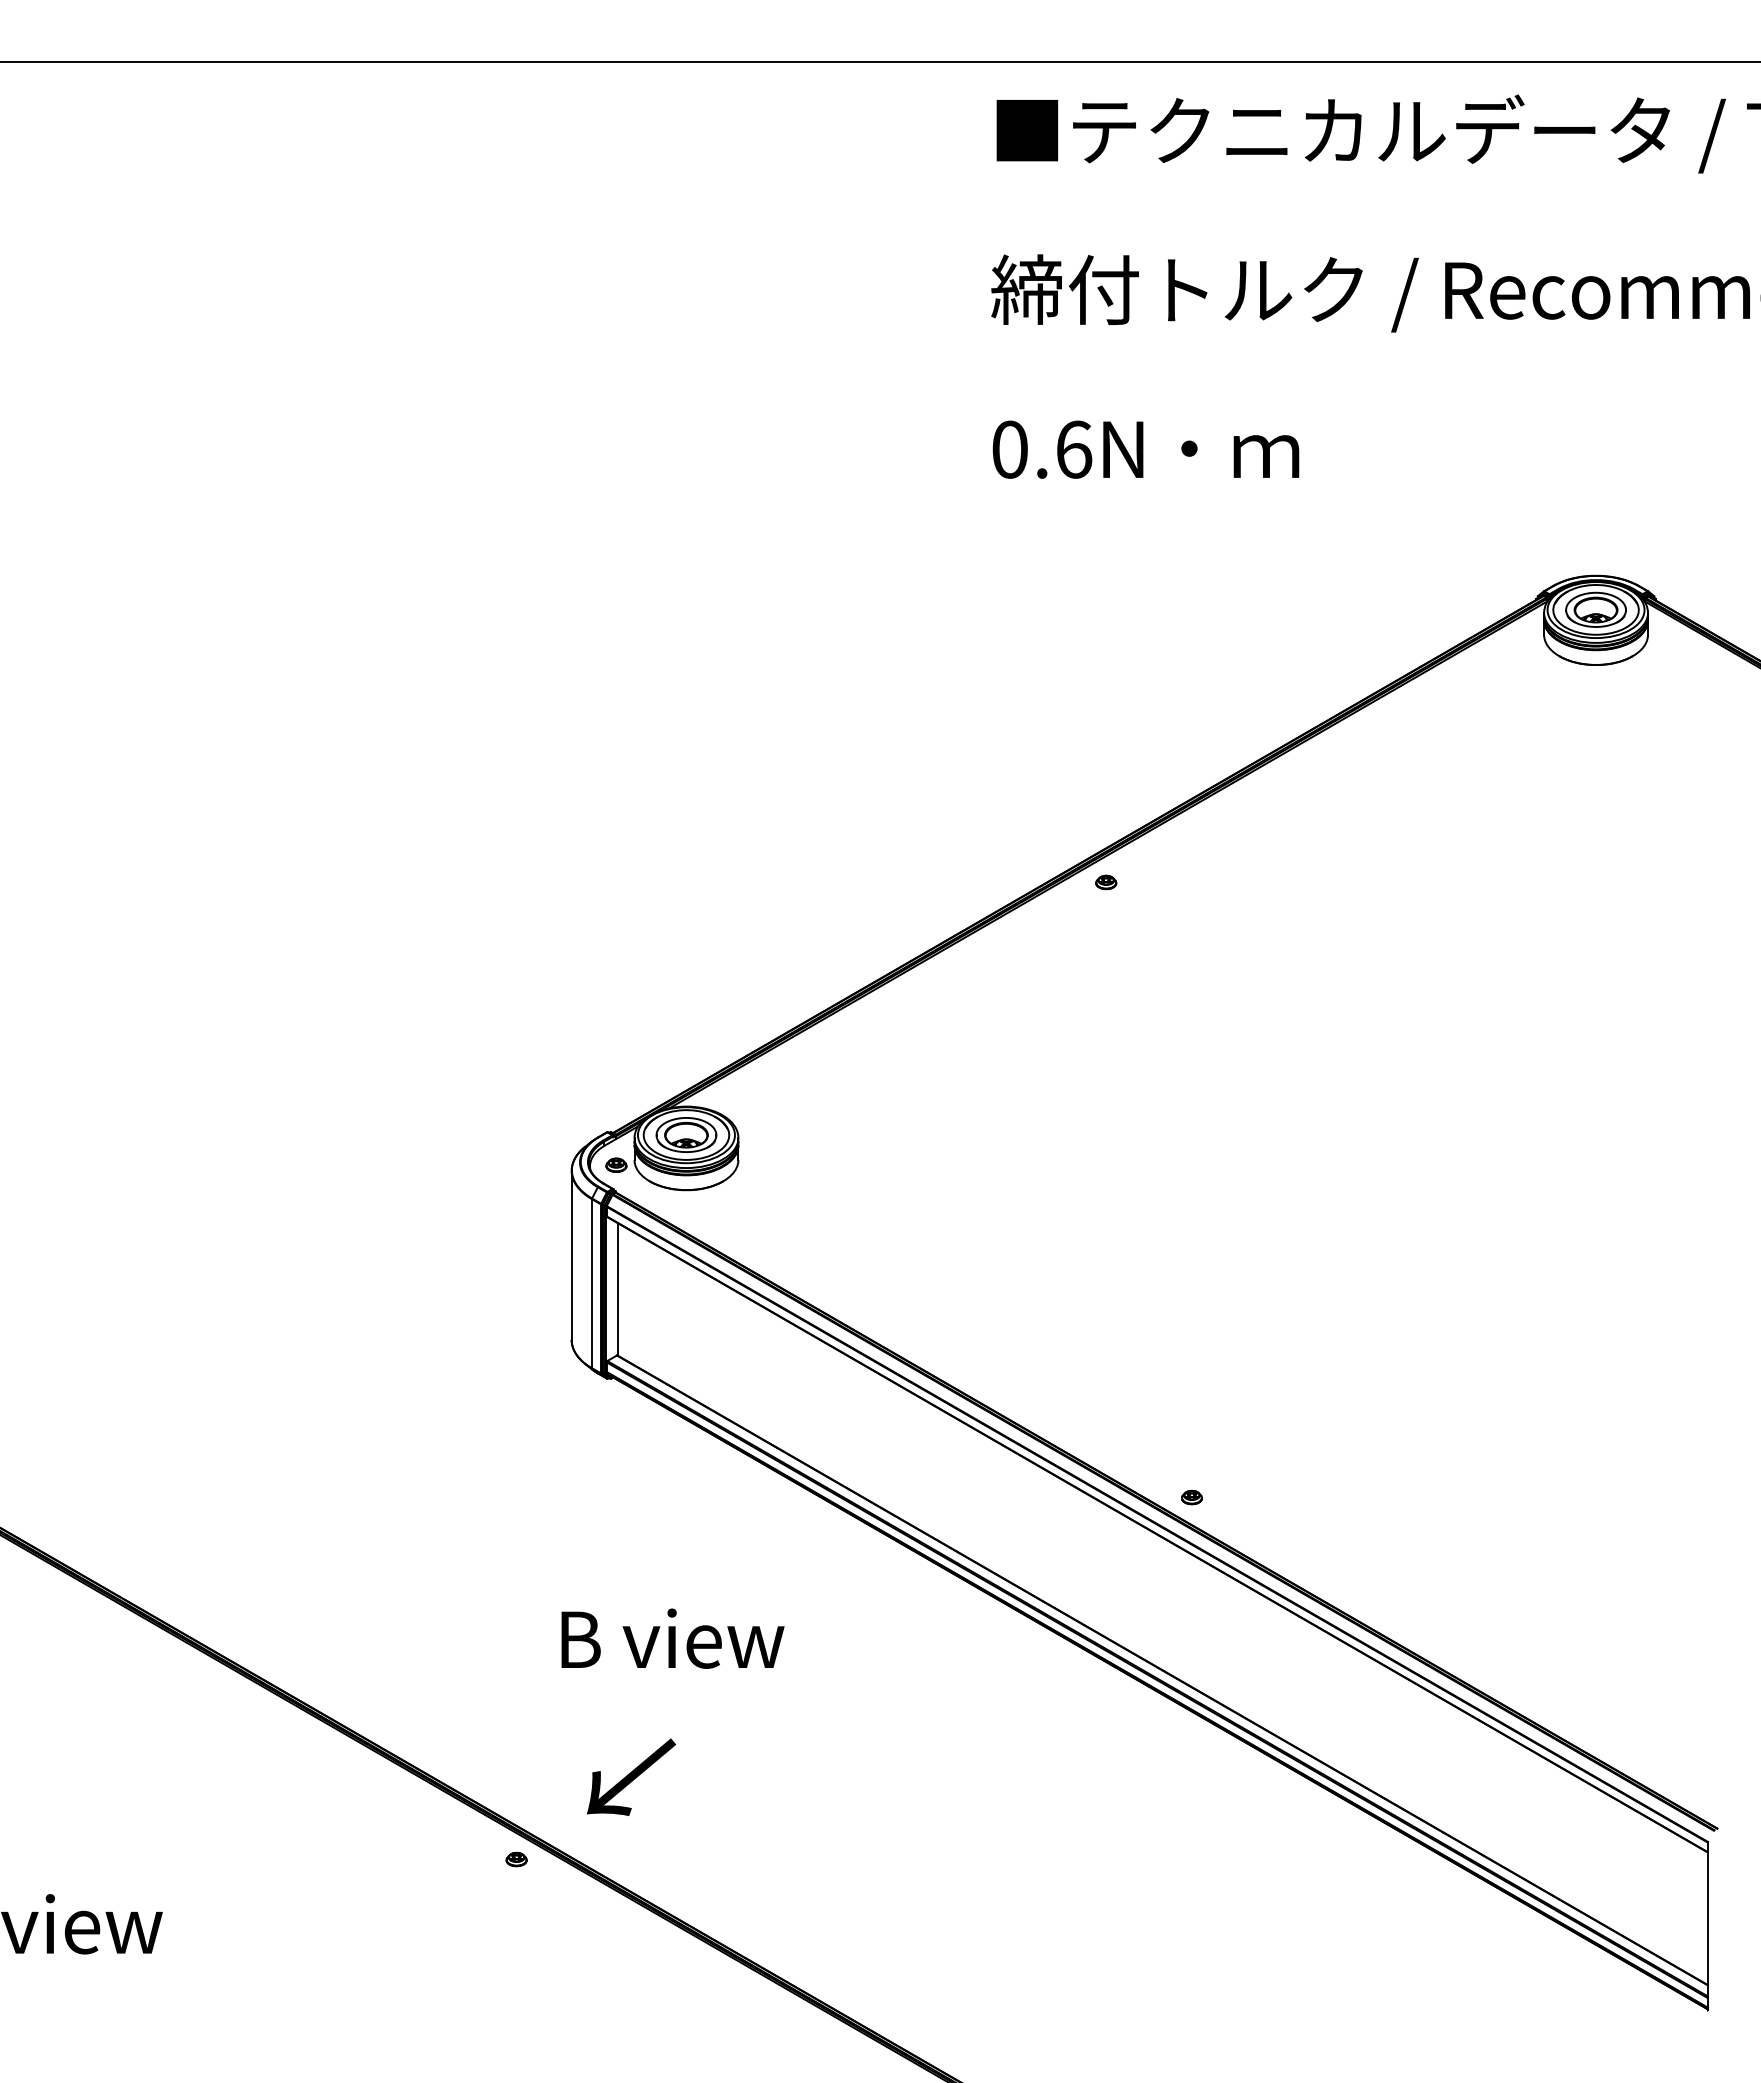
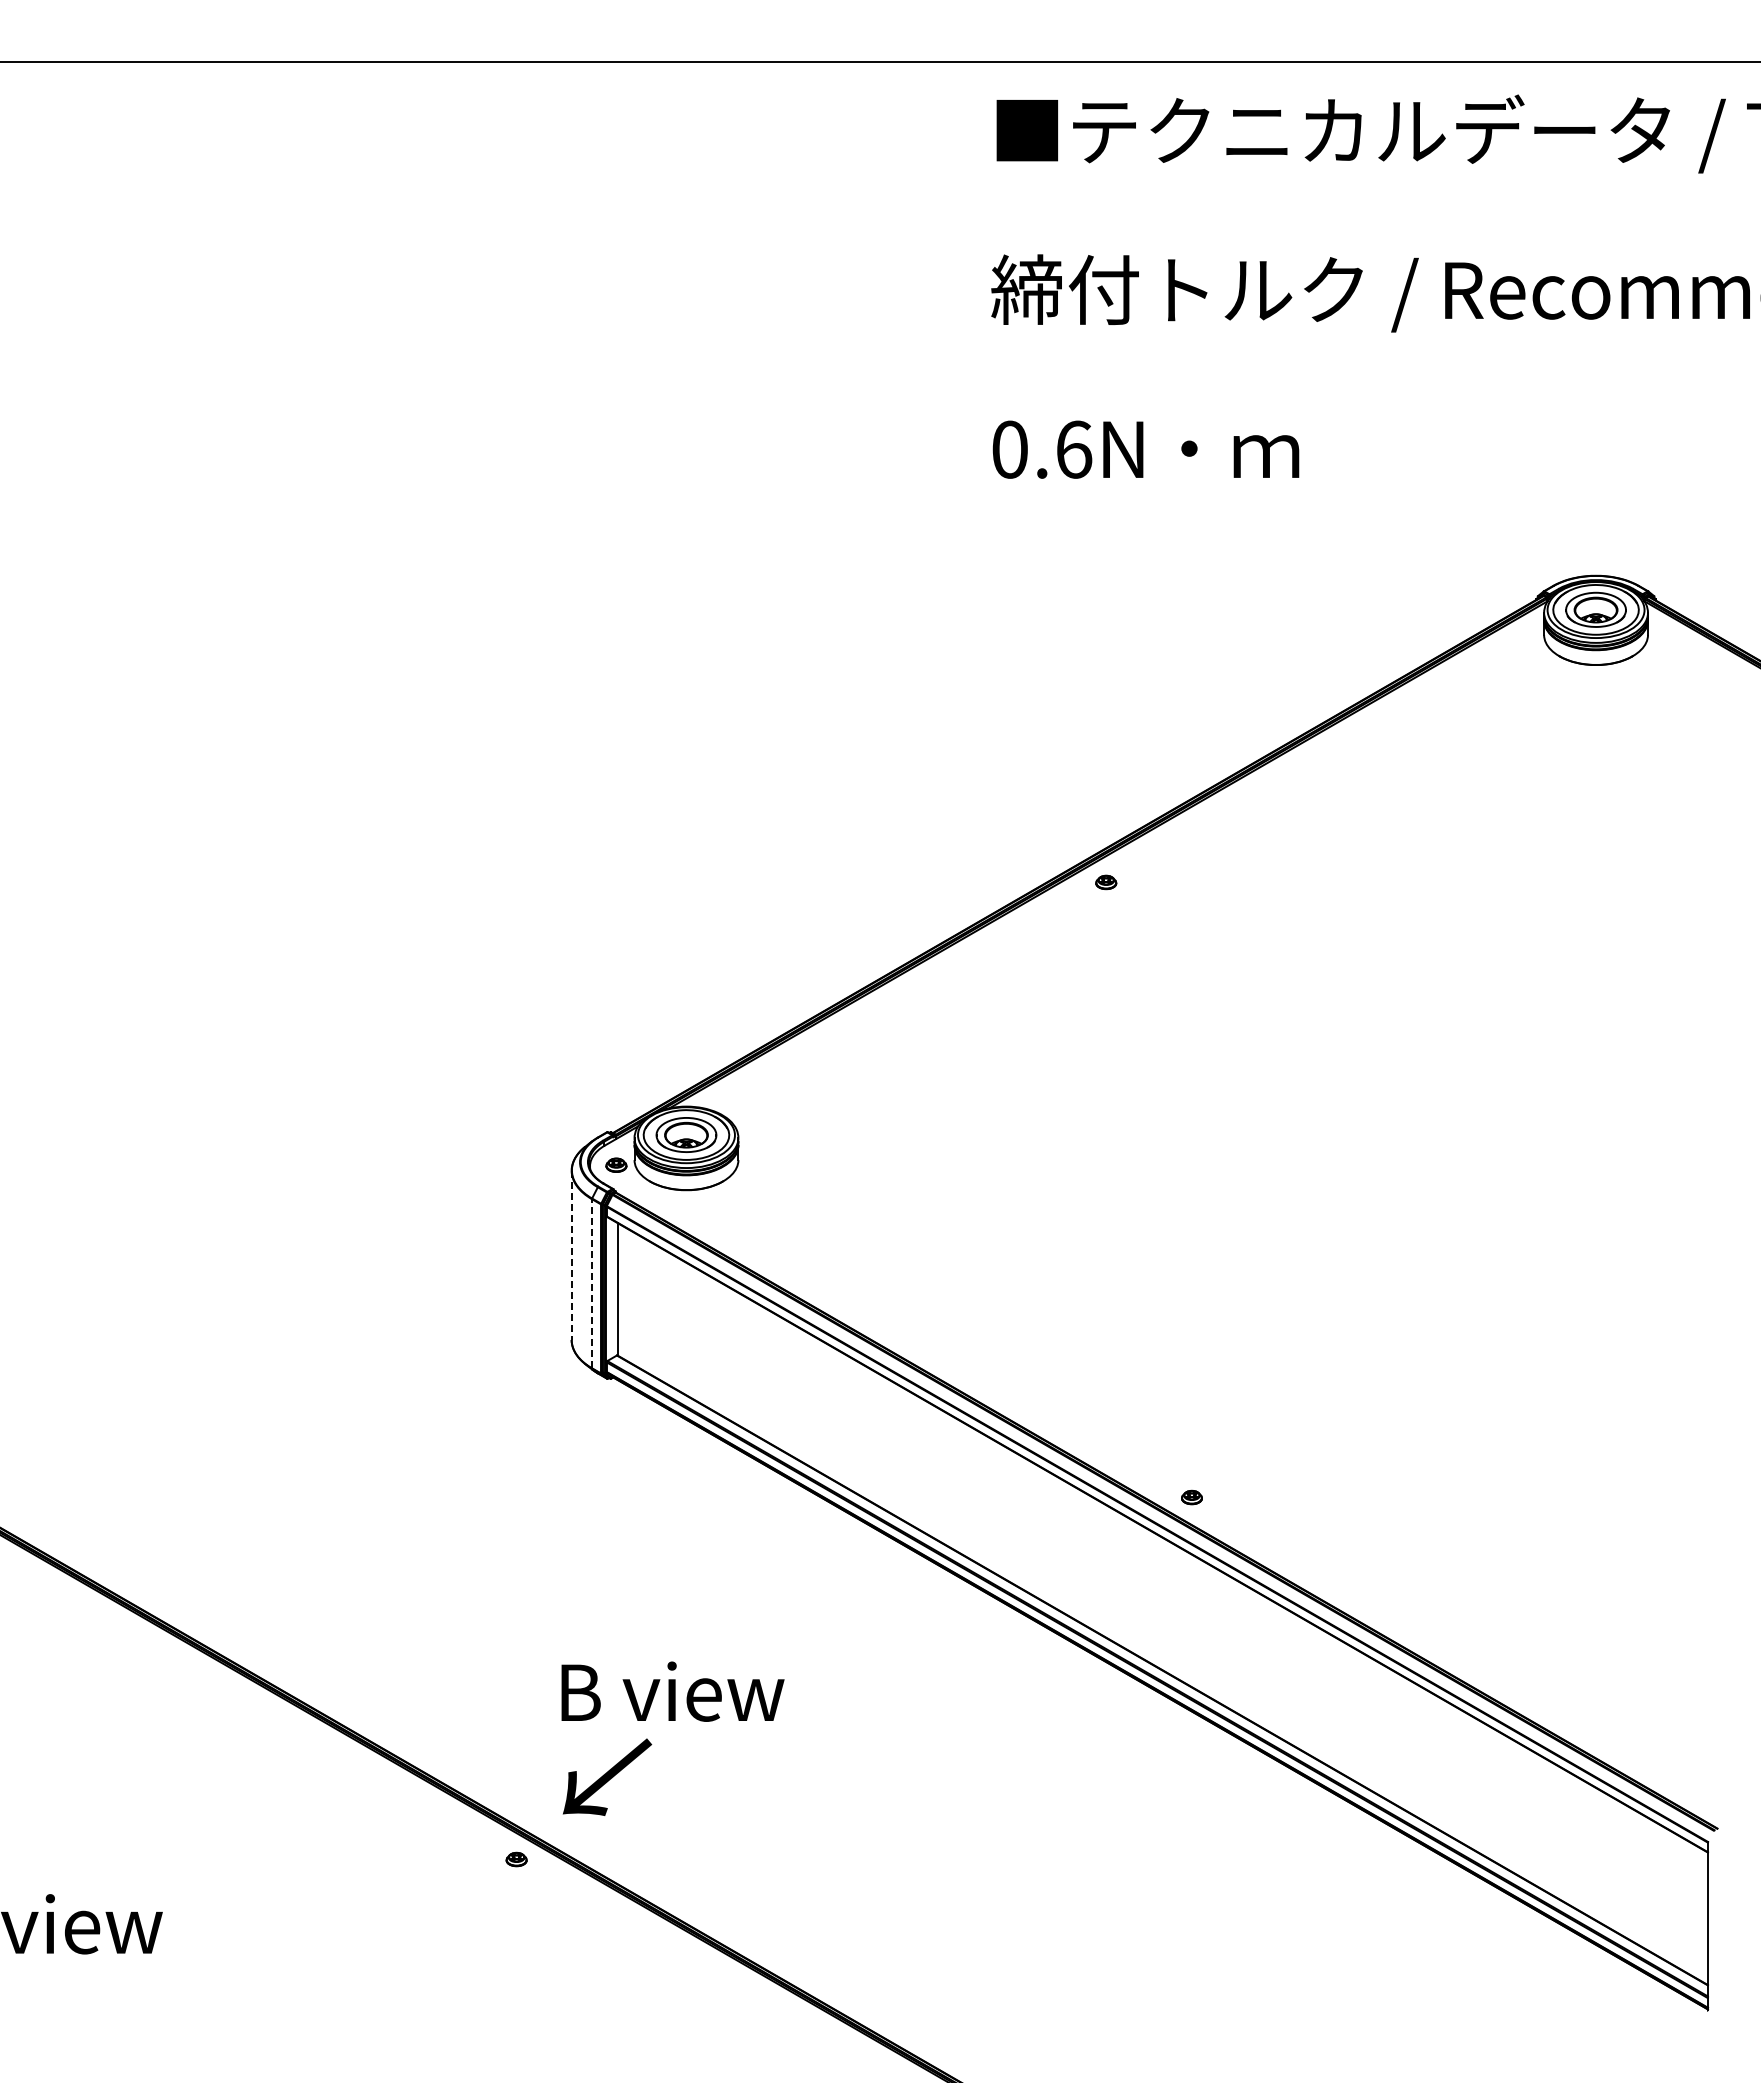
line: solid -> dashed (571, 1255)
line: solid -> dashed (591, 1283)
text position: (672, 1638) -> (672, 1691) (672, 1691)
text position: (631, 1776) -> (607, 1776) (607, 1776)
